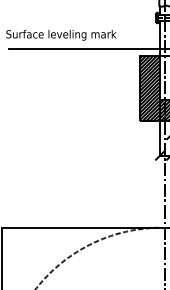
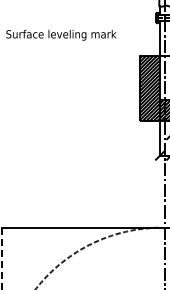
line: present -> none (87, 48)
line: solid -> dashed (1, 258)
